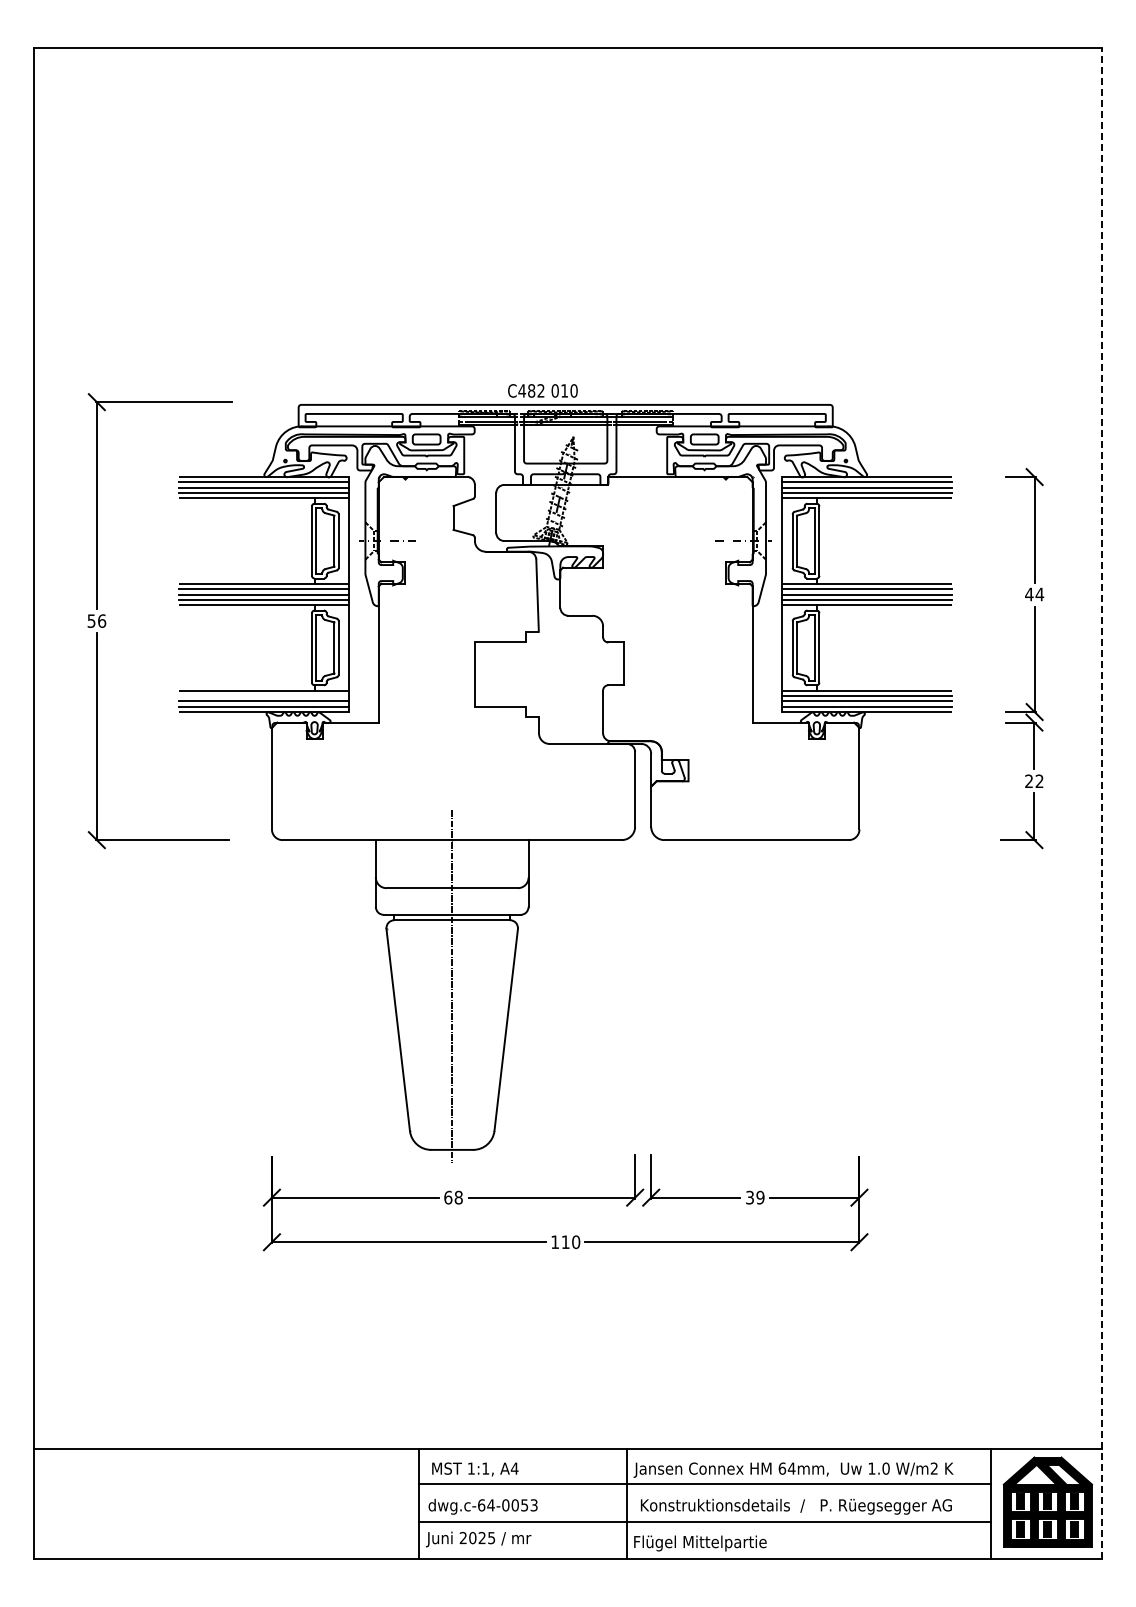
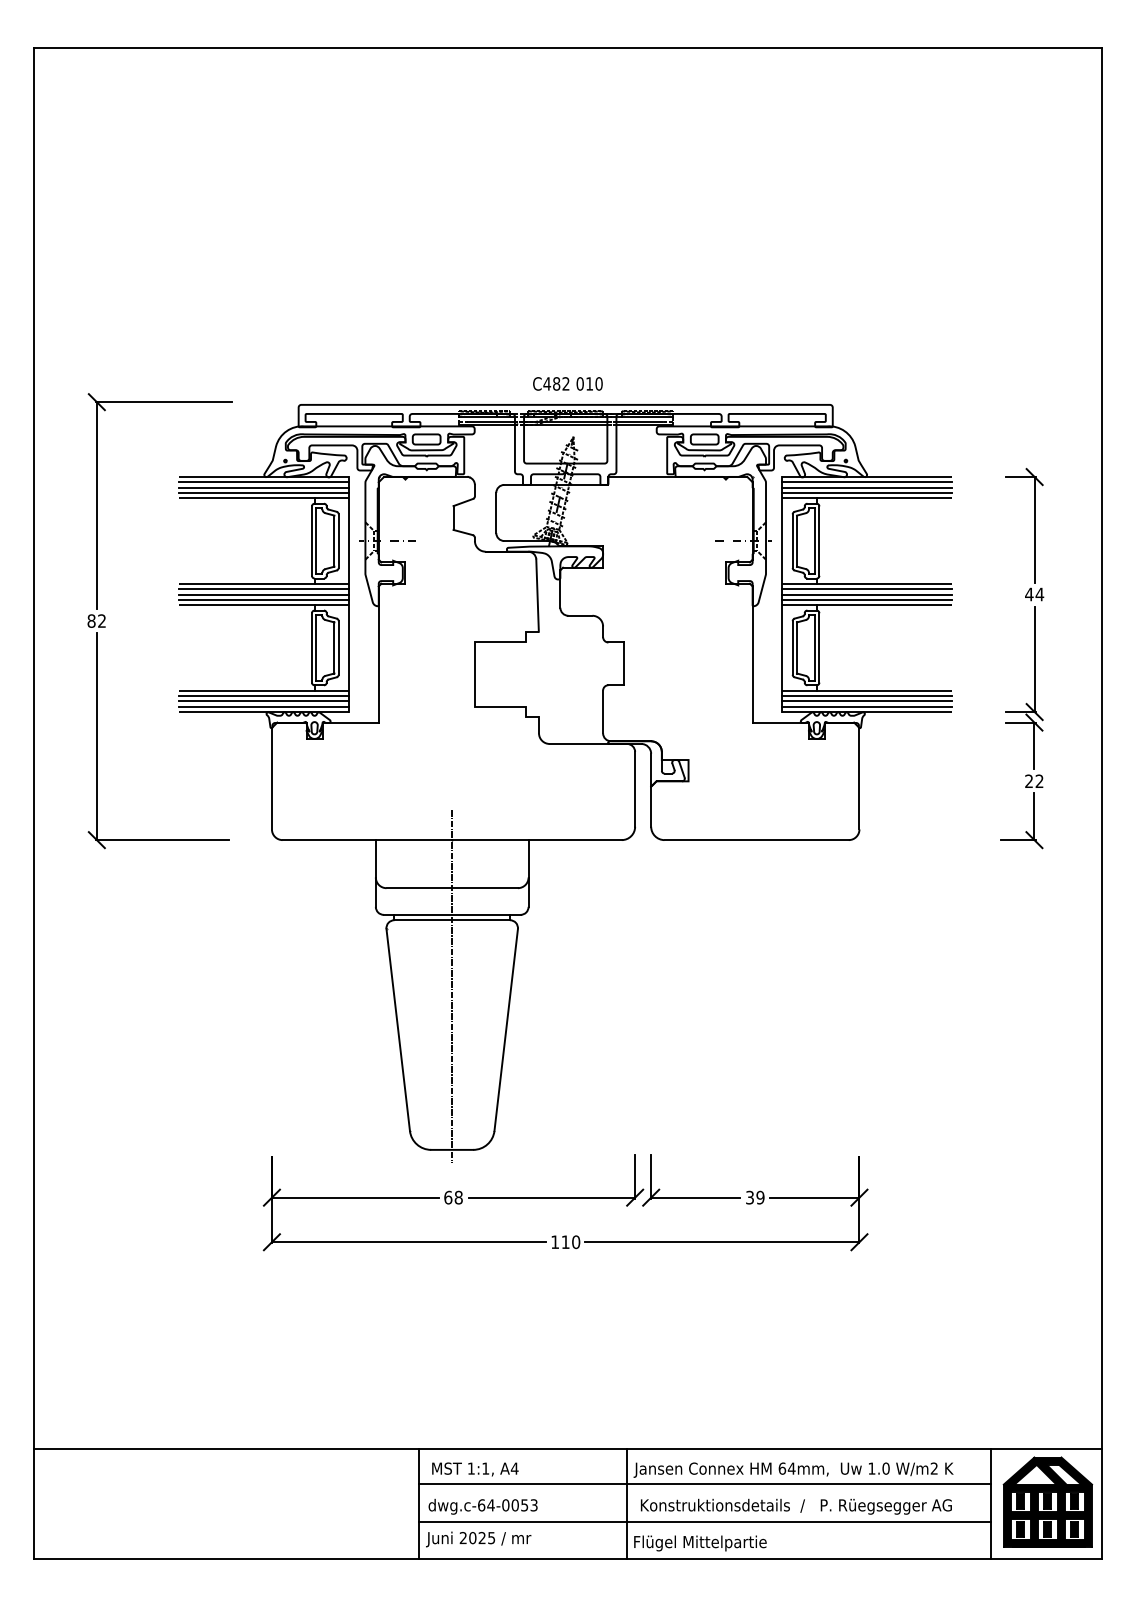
text position: (542, 390) -> (567, 383) (567, 383)
text: 56 -> 82 (96, 620)
line: none -> present (263, 696)
line: dashed -> solid (1102, 803)
